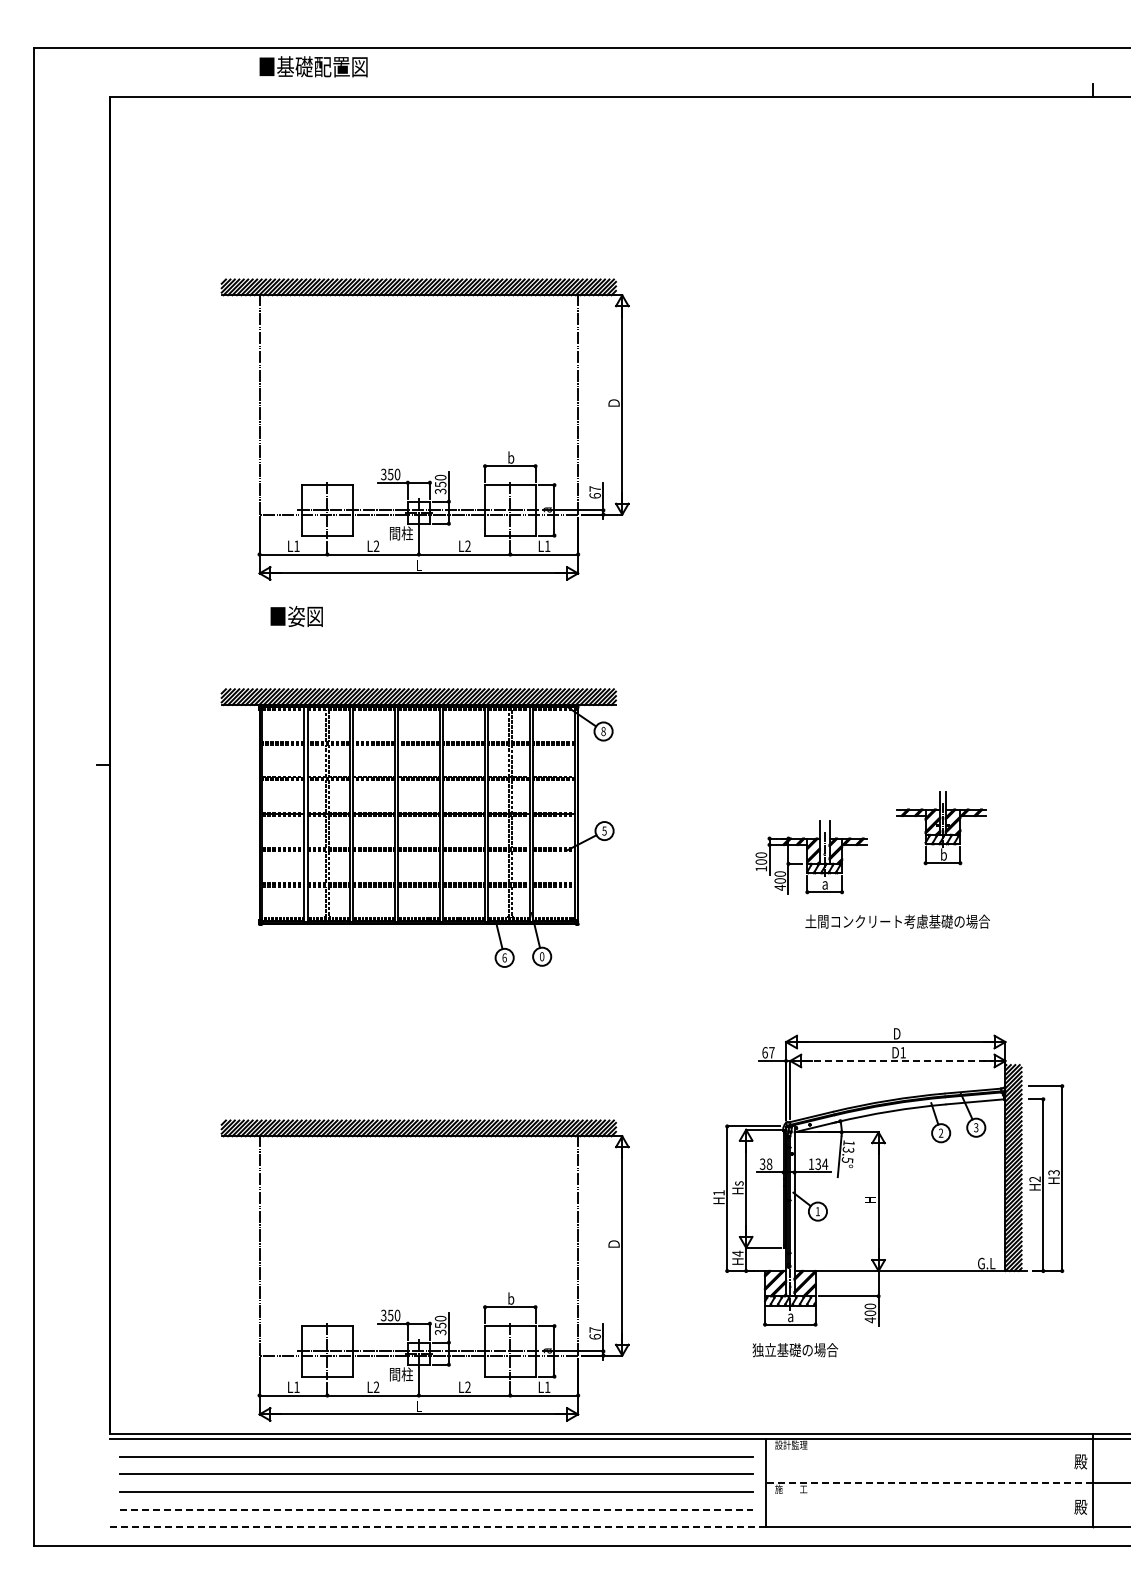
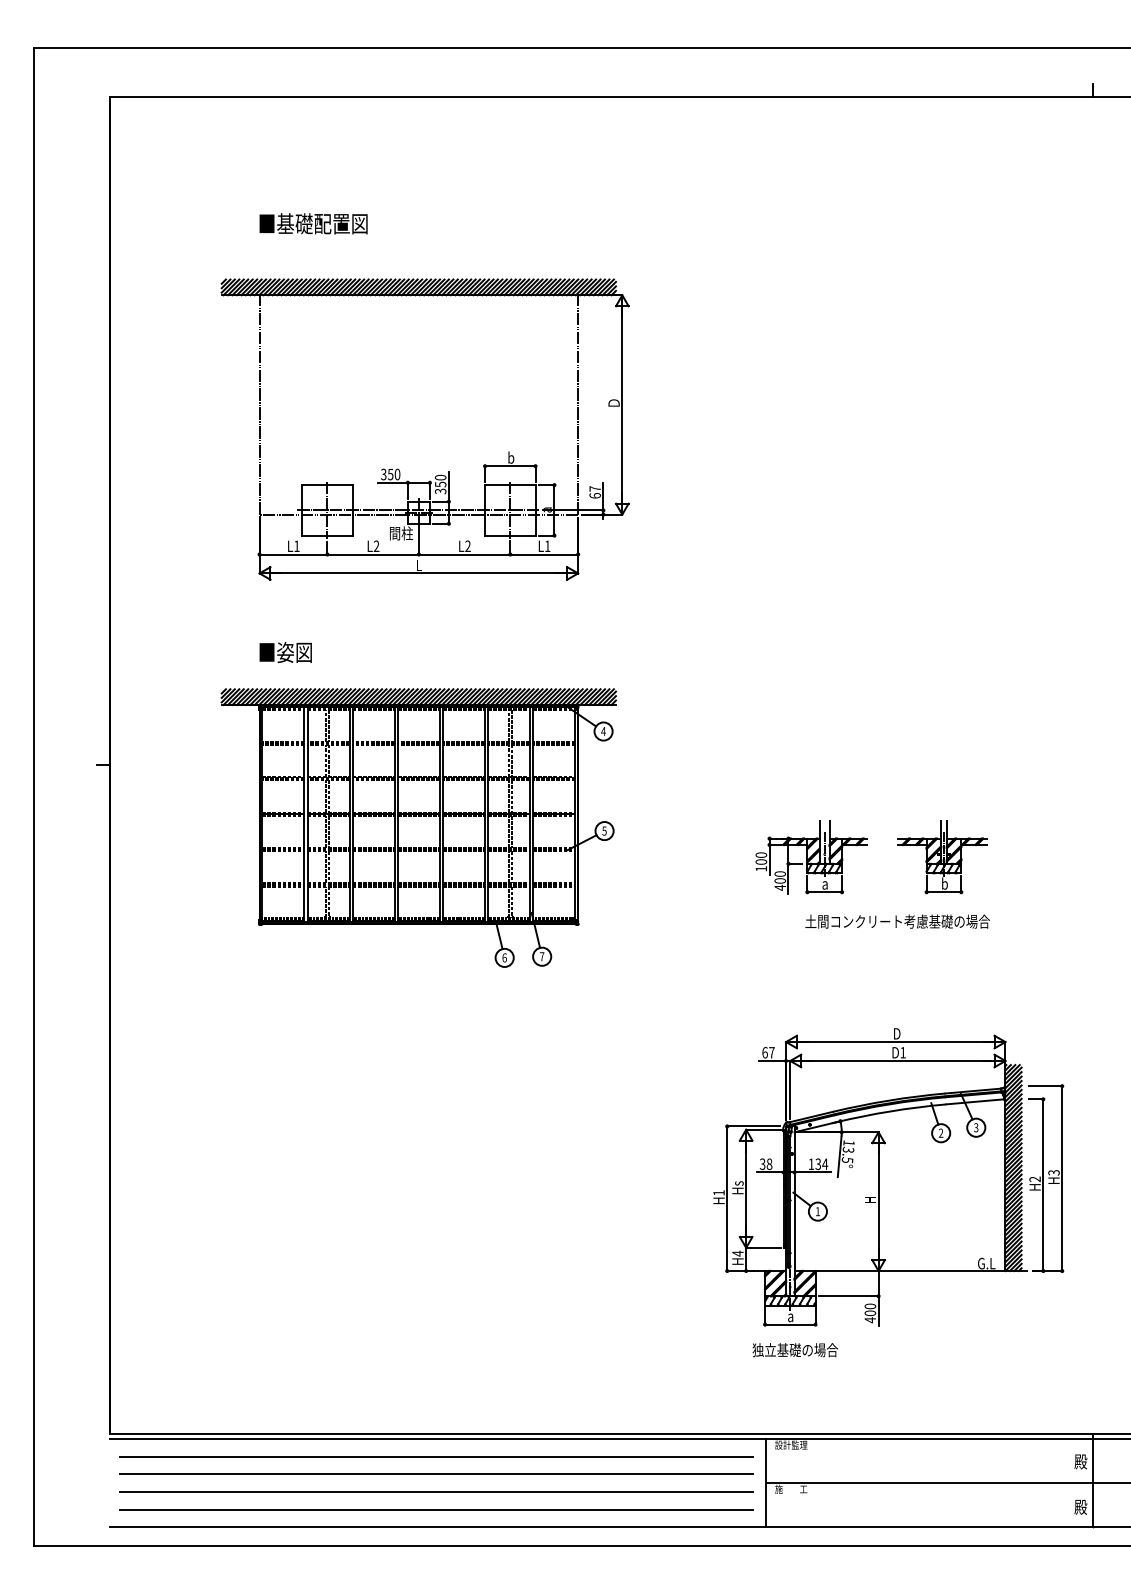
text position: (313, 66) -> (313, 223) (313, 223)
text position: (296, 616) -> (285, 652) (285, 652)
text: 8 -> 4 (603, 731)
part position: (941, 828) -> (942, 857) (942, 857)
text: 0 -> 7 (542, 956)
line: dashed -> solid (897, 1060)
part: present -> none (399, 1310)
line: dashed -> solid (930, 1483)
line: dashed -> solid (437, 1509)
line: dashed -> solid (437, 1527)
